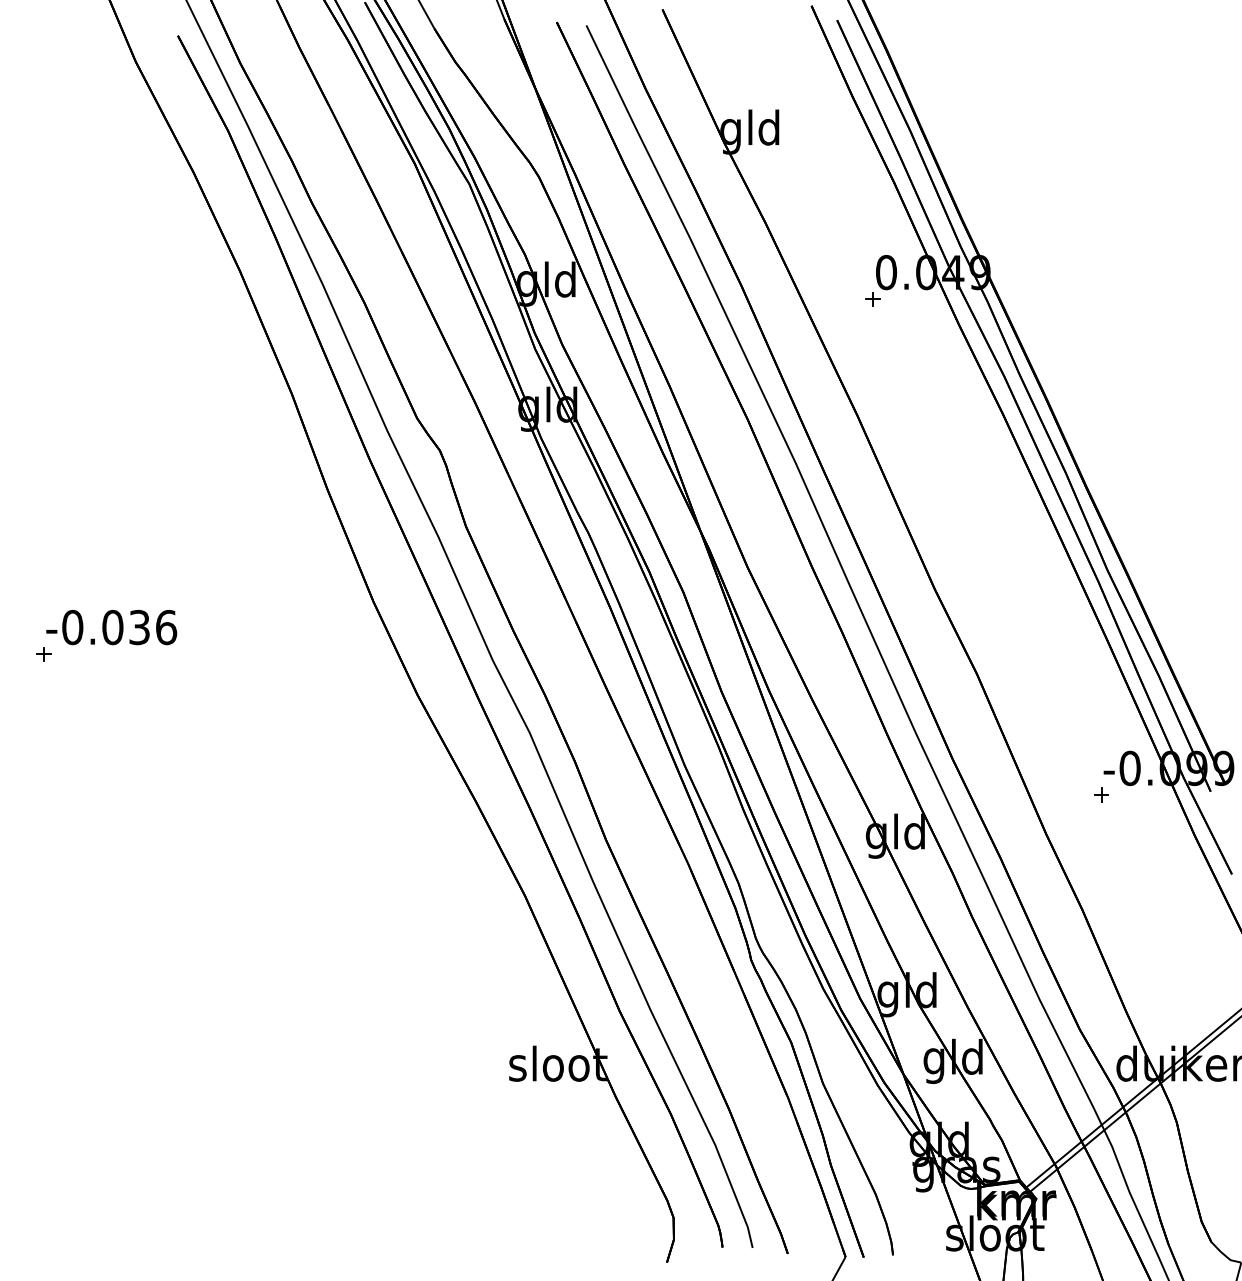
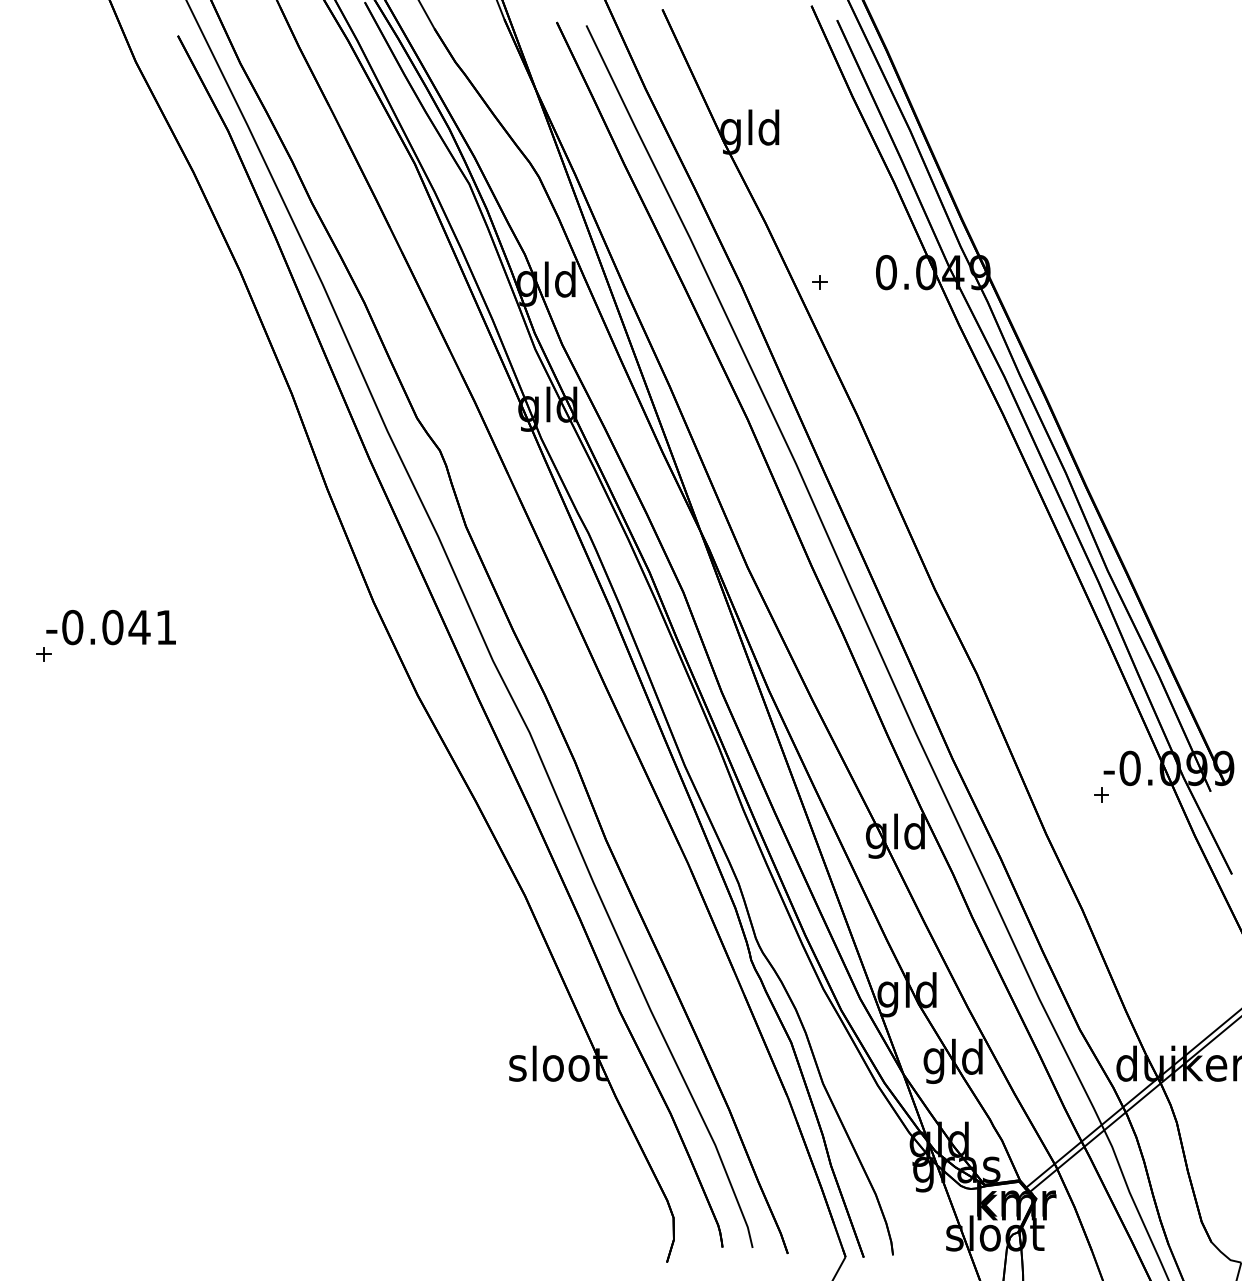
part position: (872, 299) -> (819, 282) (819, 282)
text: -0.036 -> -0.041 (152, 627)
